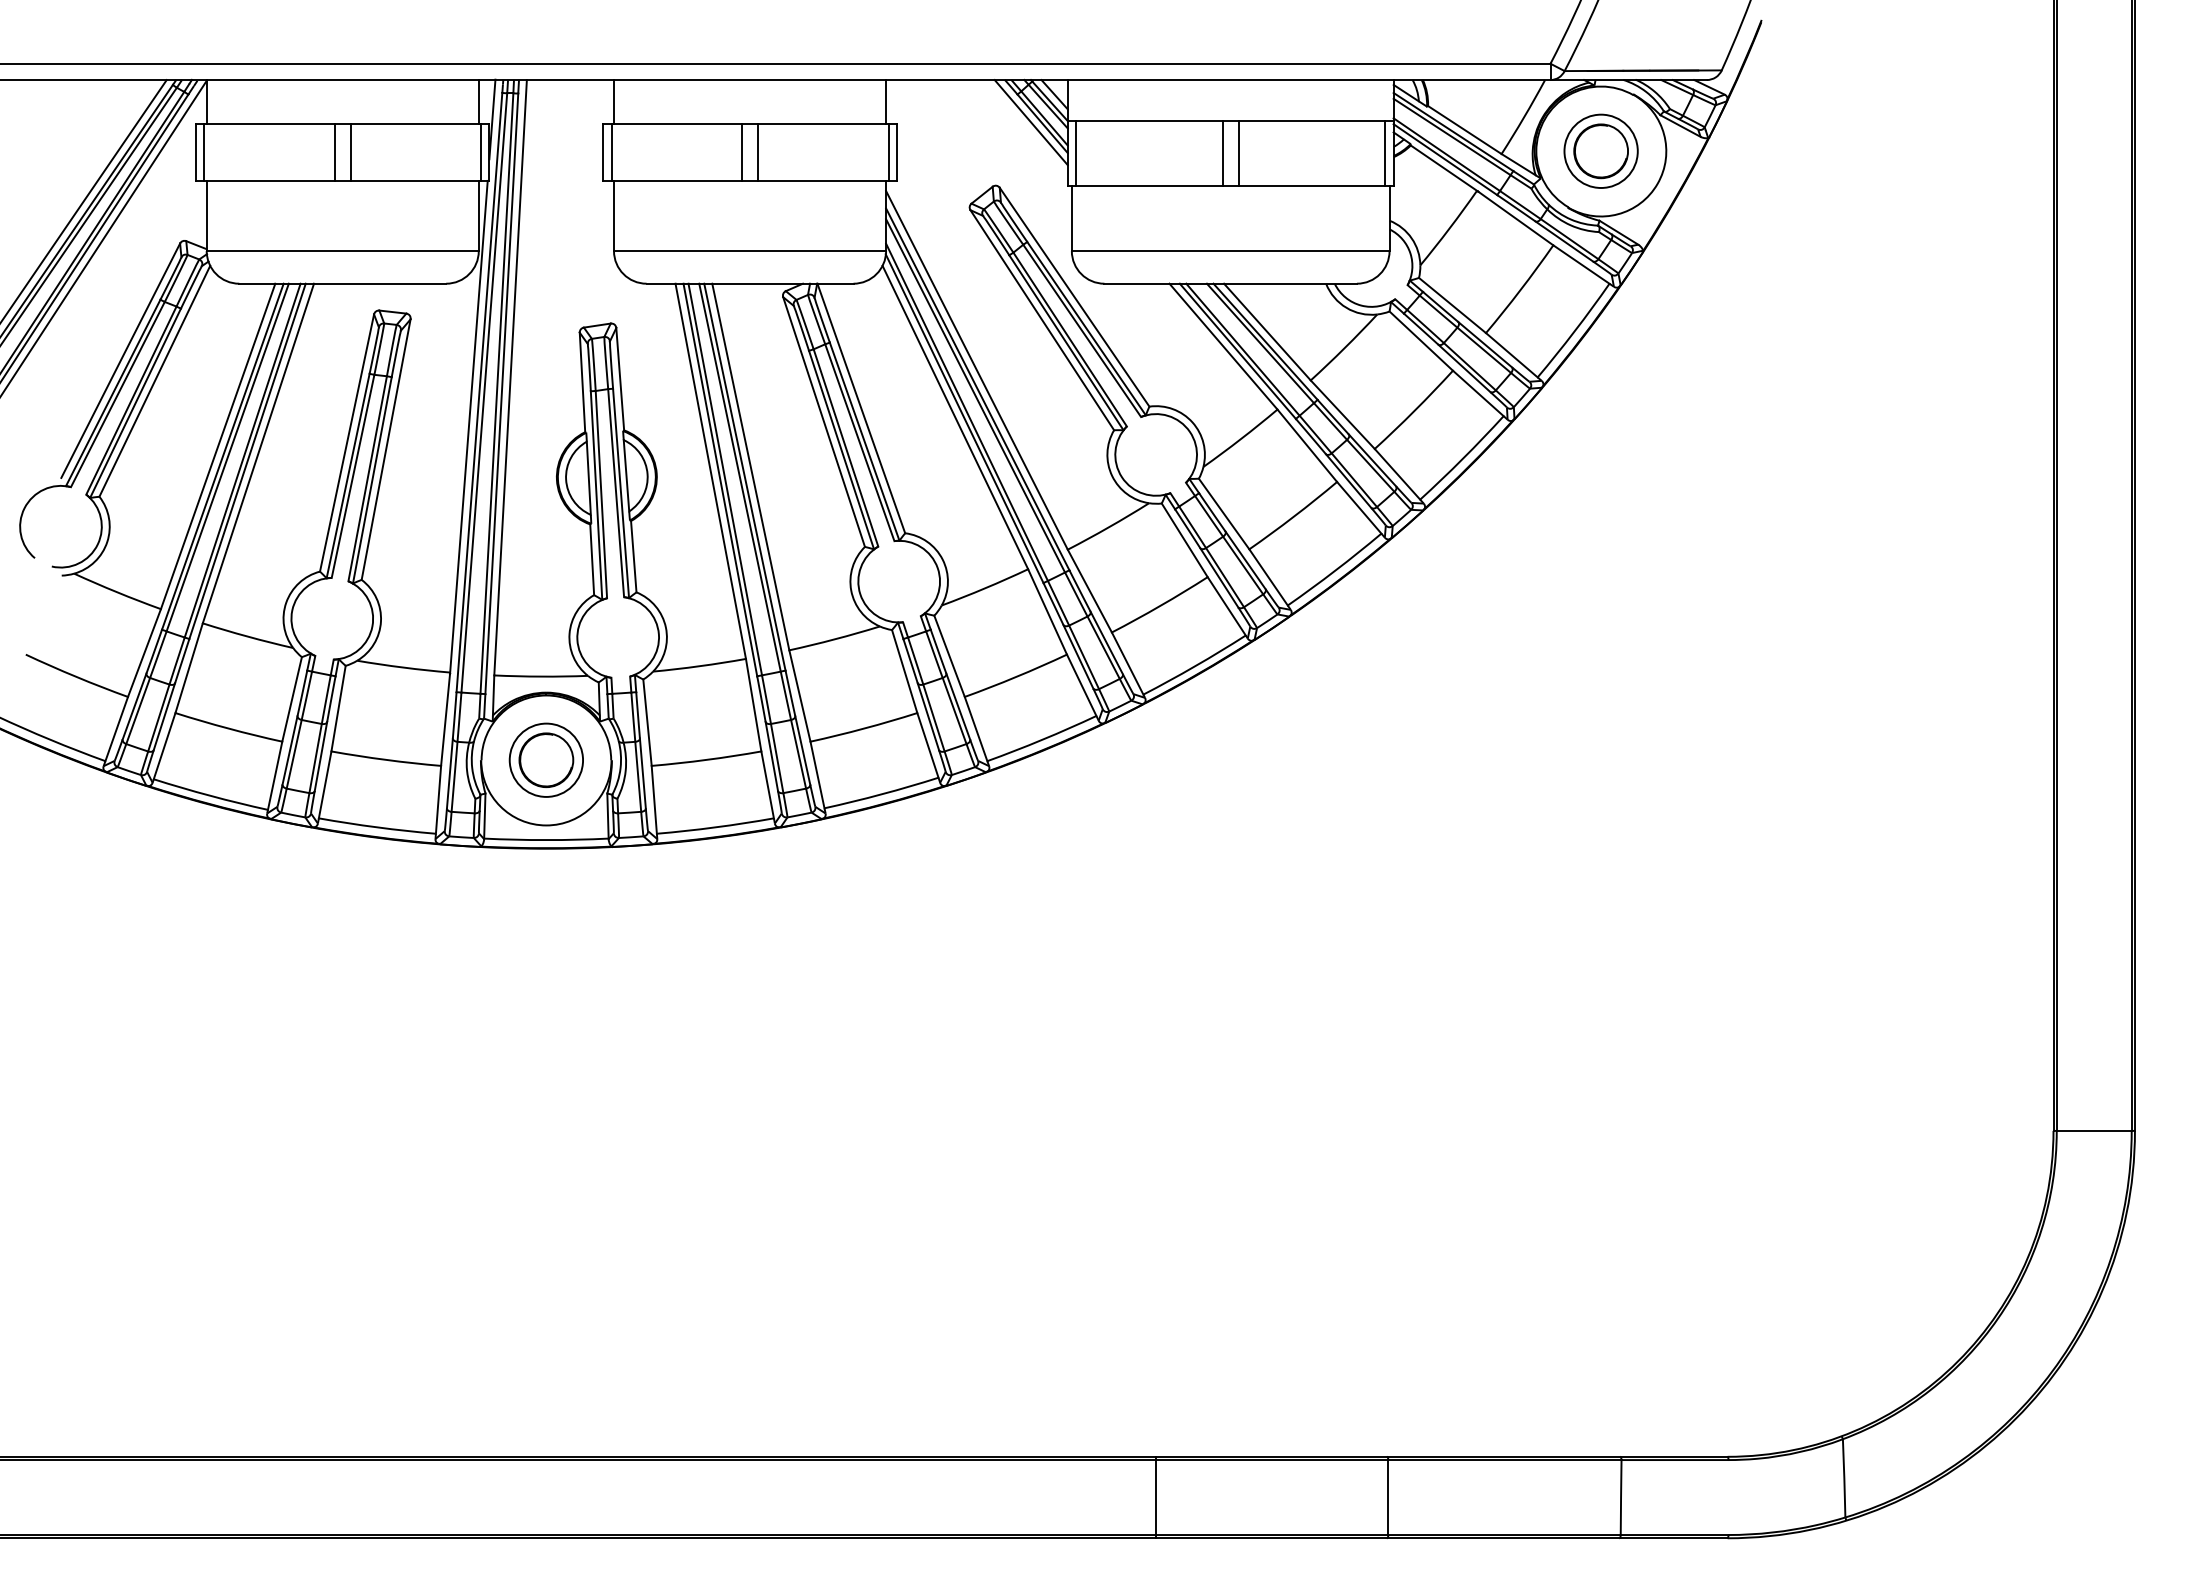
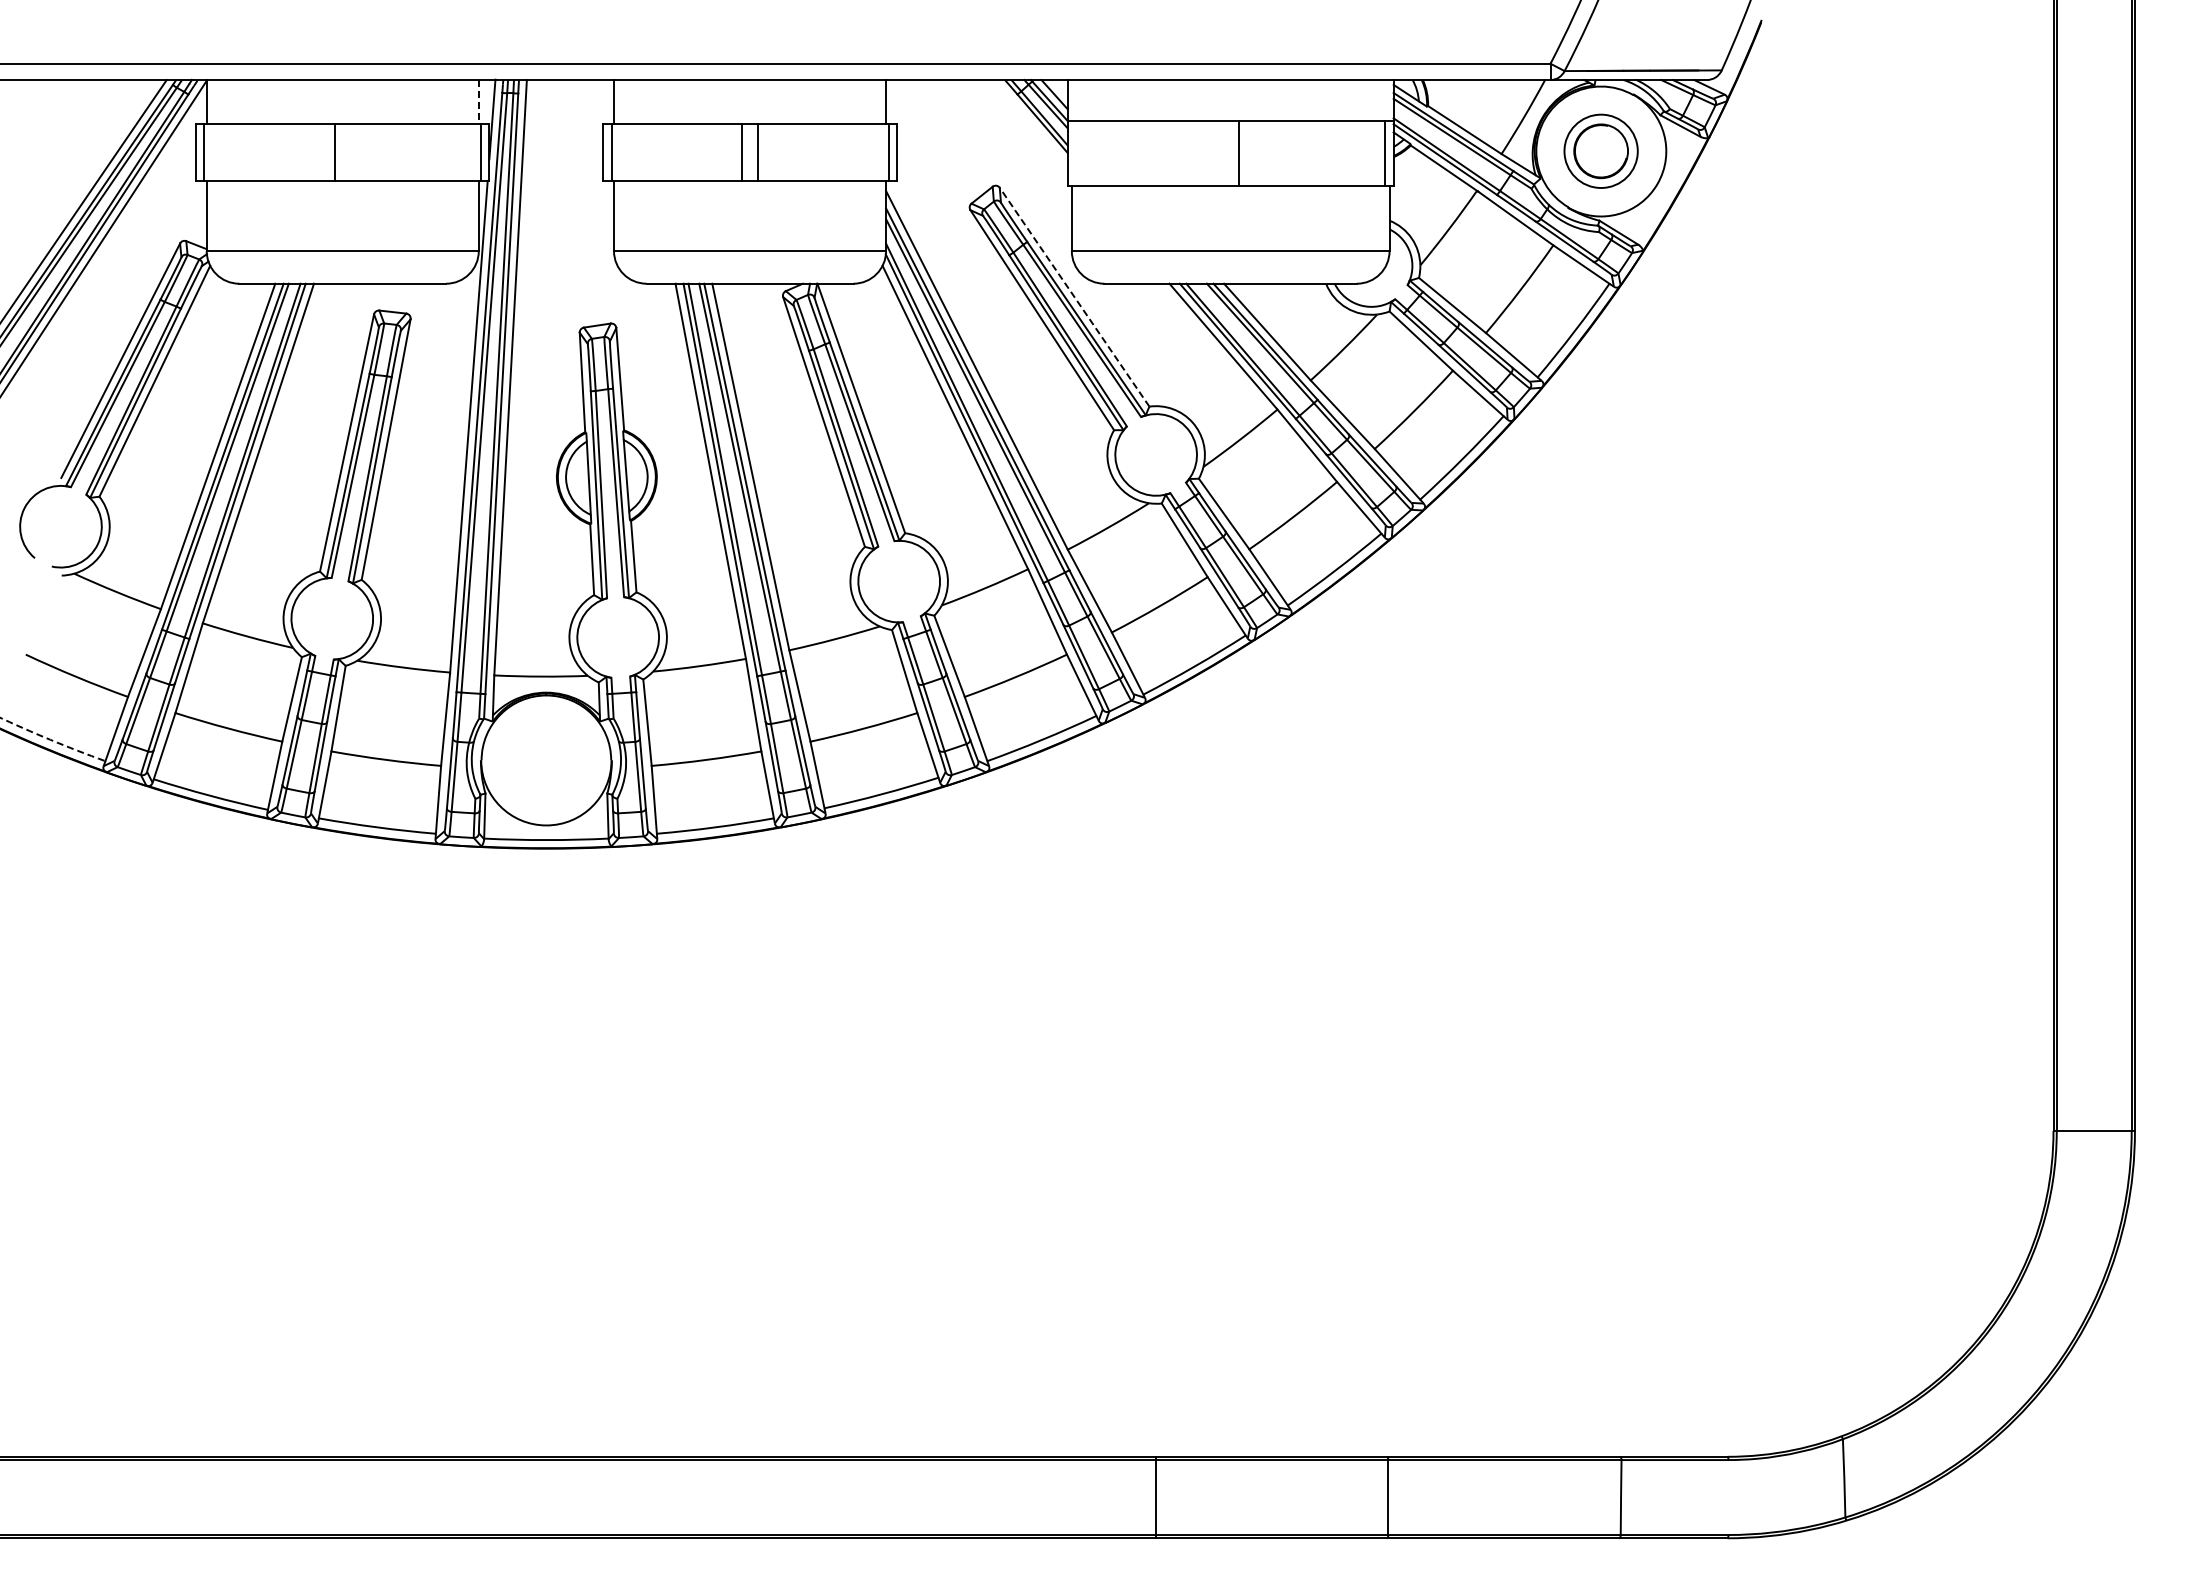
line: solid -> dashed (478, 102)
line: present -> none (1030, 122)
line: present -> none (350, 152)
line: present -> none (1075, 152)
line: present -> none (1222, 152)
line: solid -> dashed (1074, 297)
arc: solid -> dashed (52, 740)
part: present -> none (545, 759)
